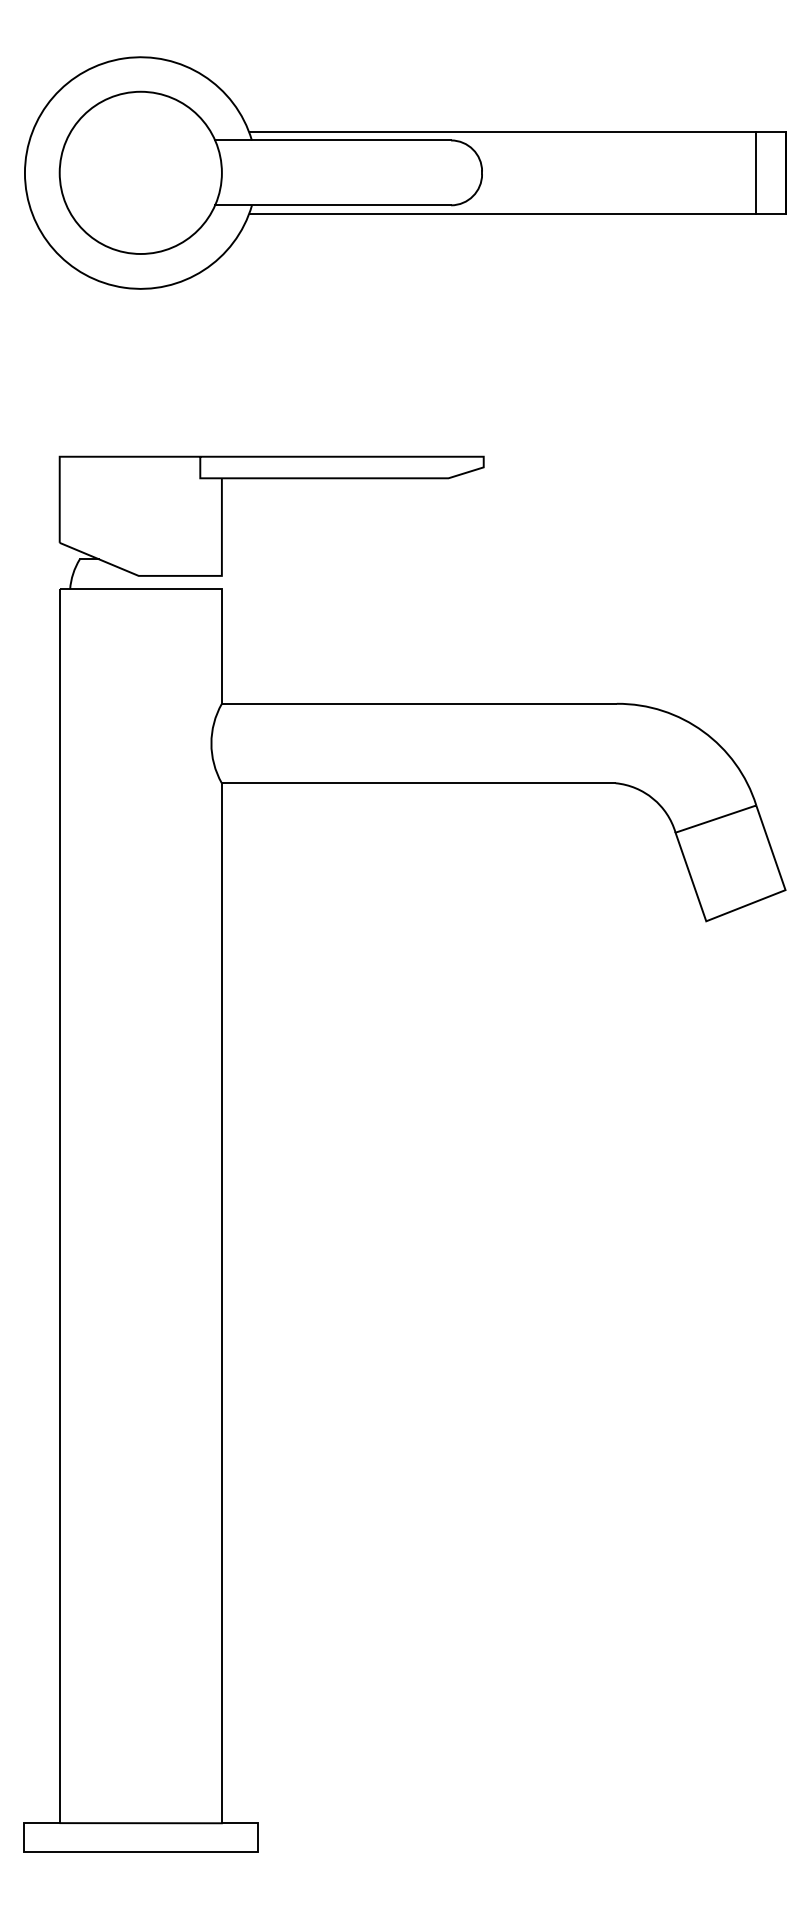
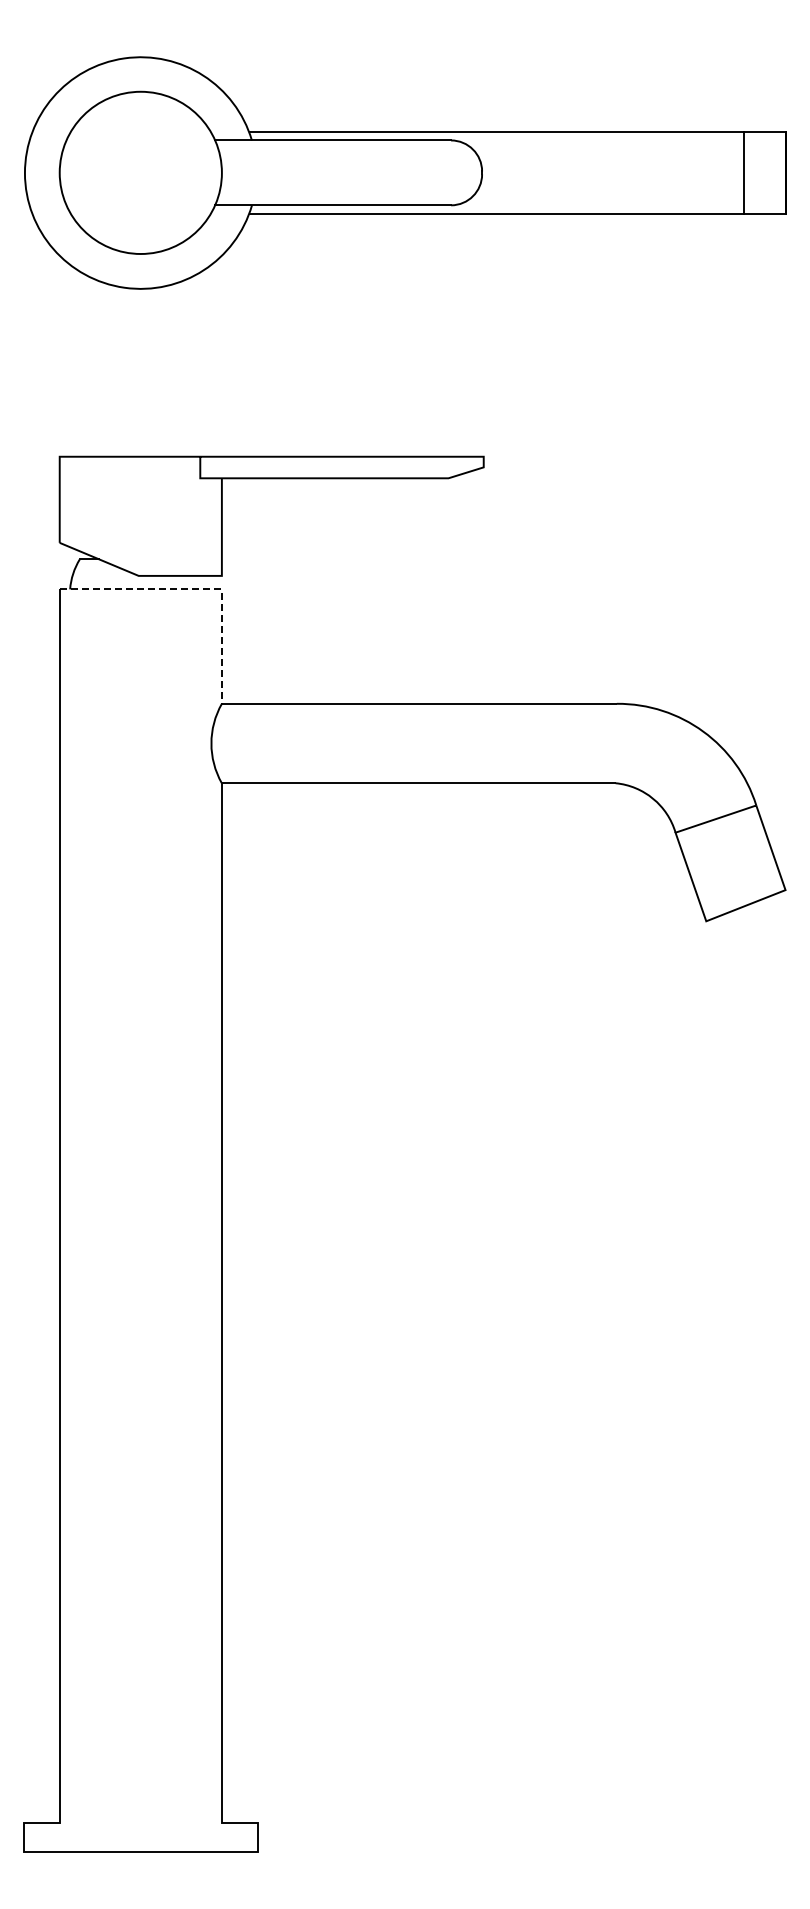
line position: (756, 172) -> (744, 172) (744, 172)
line: solid -> dashed (198, 589)
line: present -> none (140, 1823)
